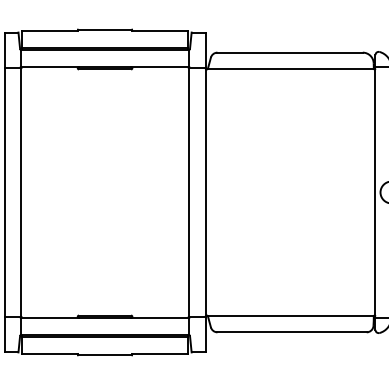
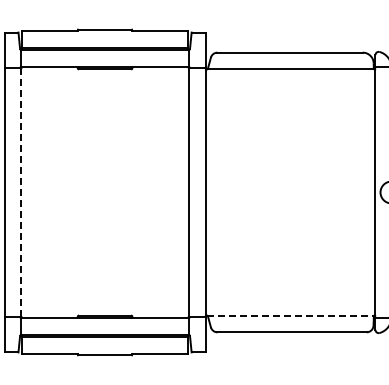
line: solid -> dashed (21, 192)
line: solid -> dashed (290, 315)
